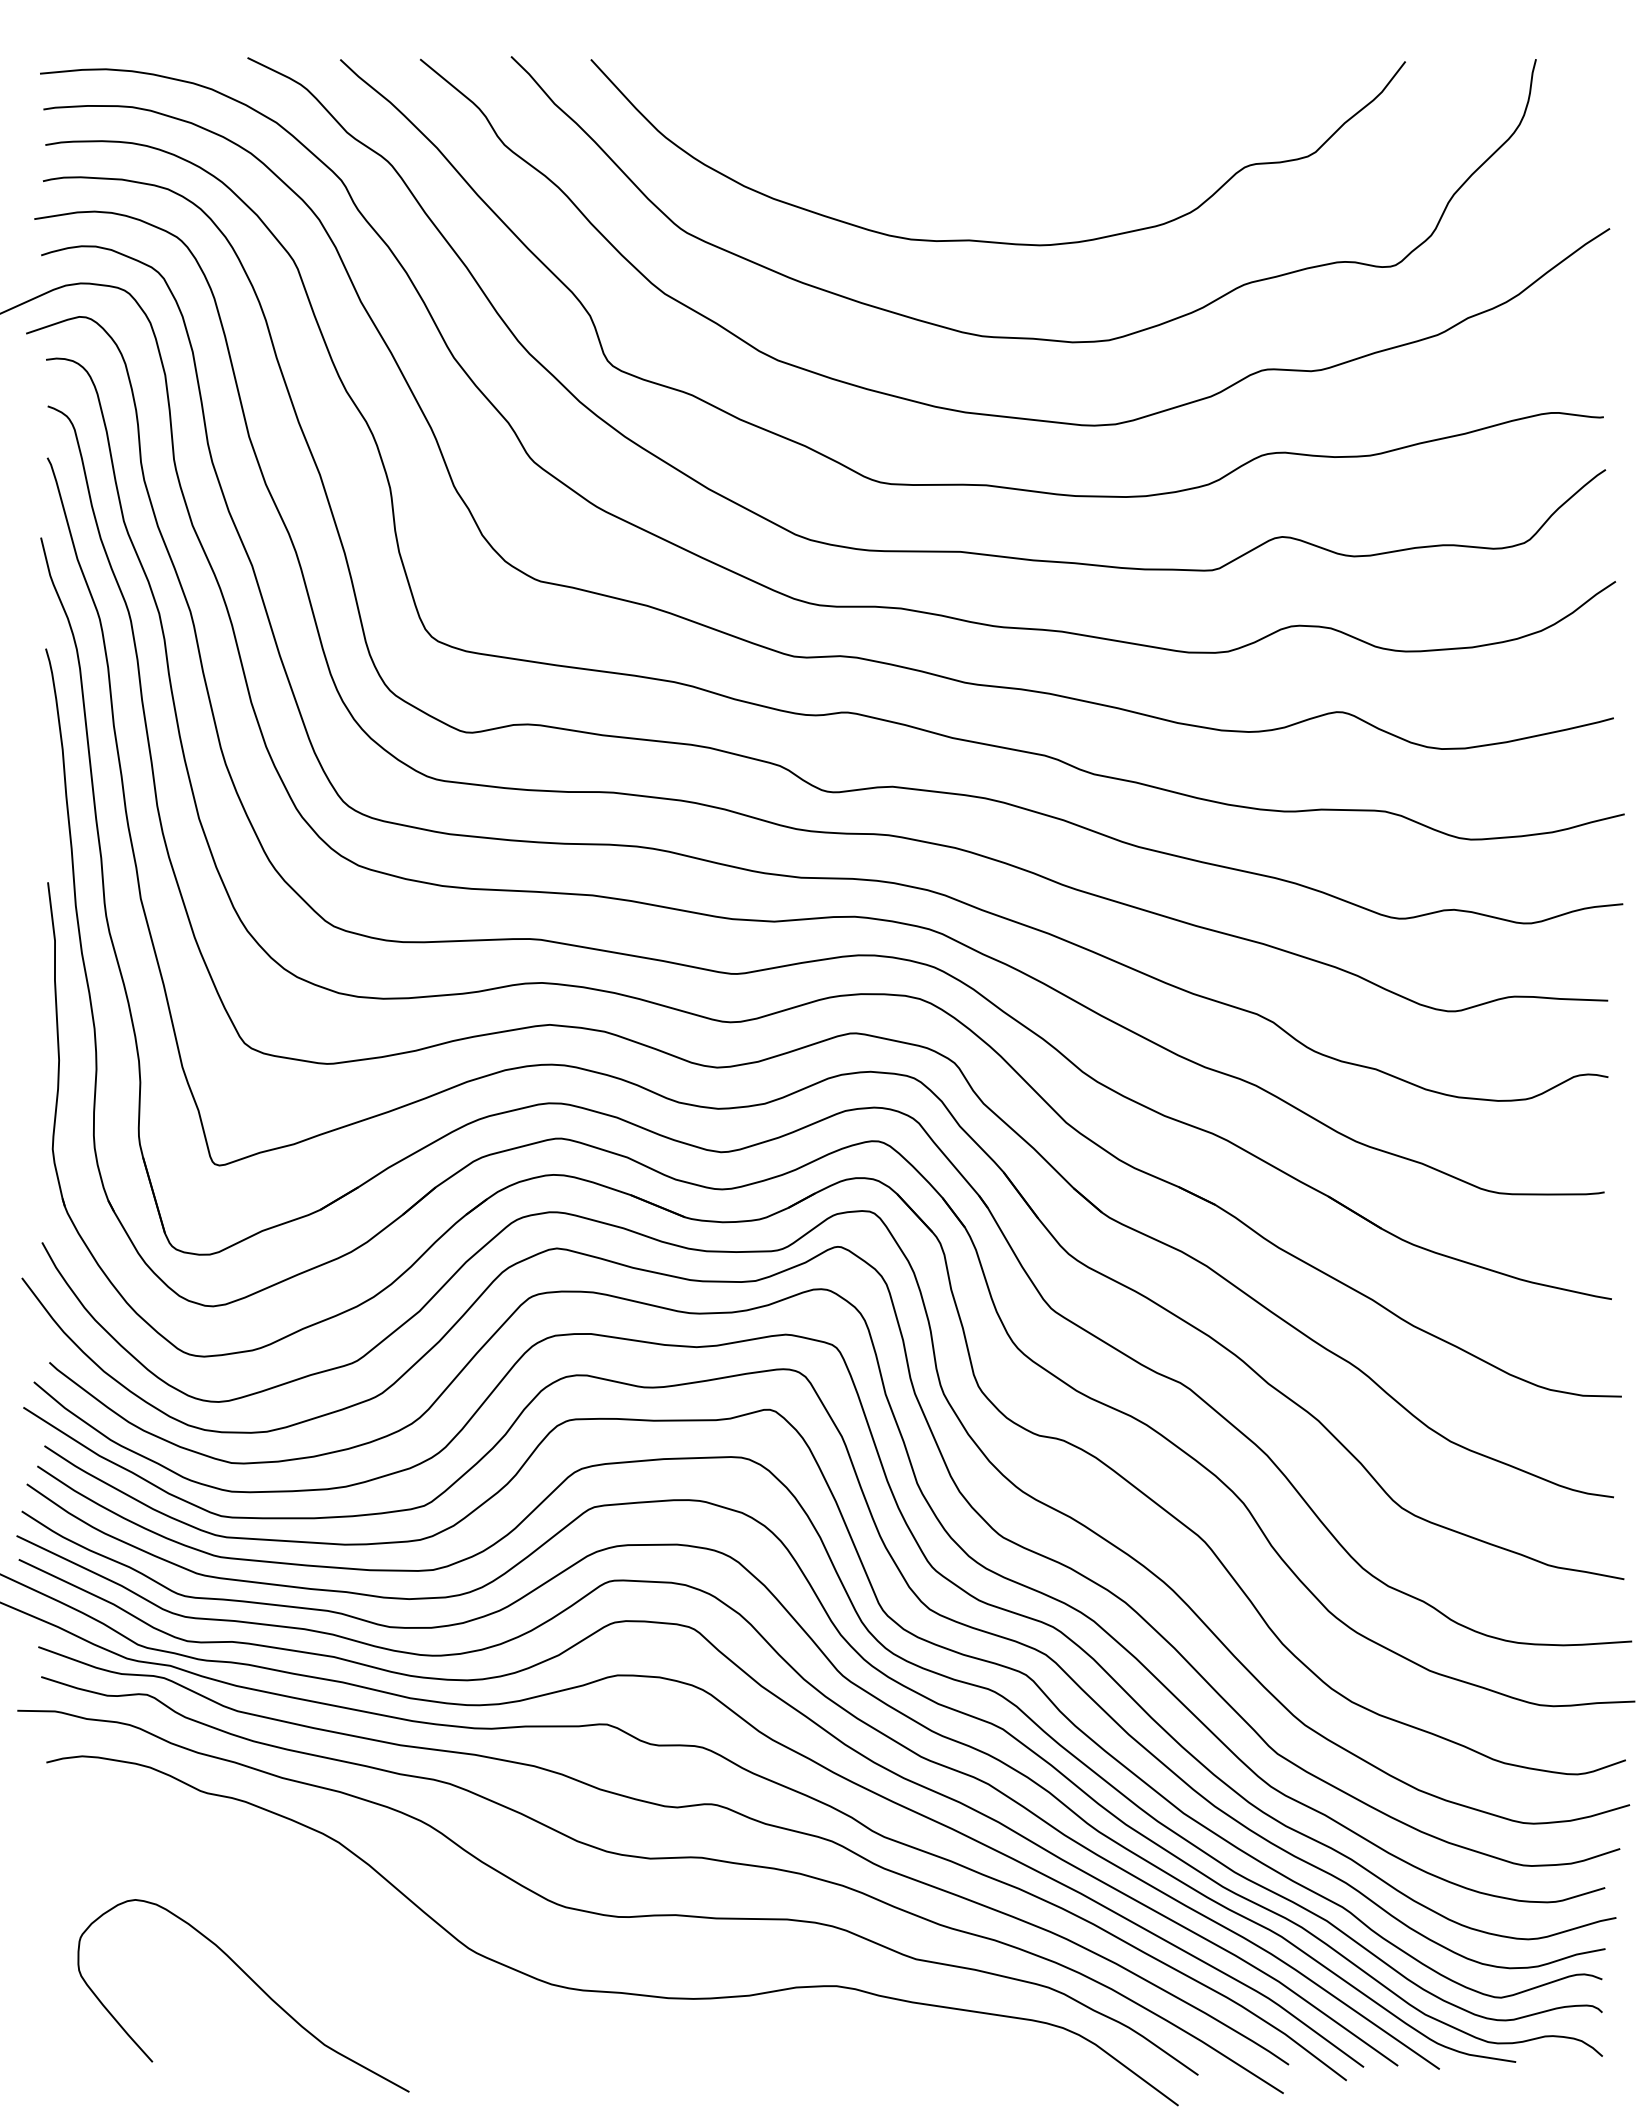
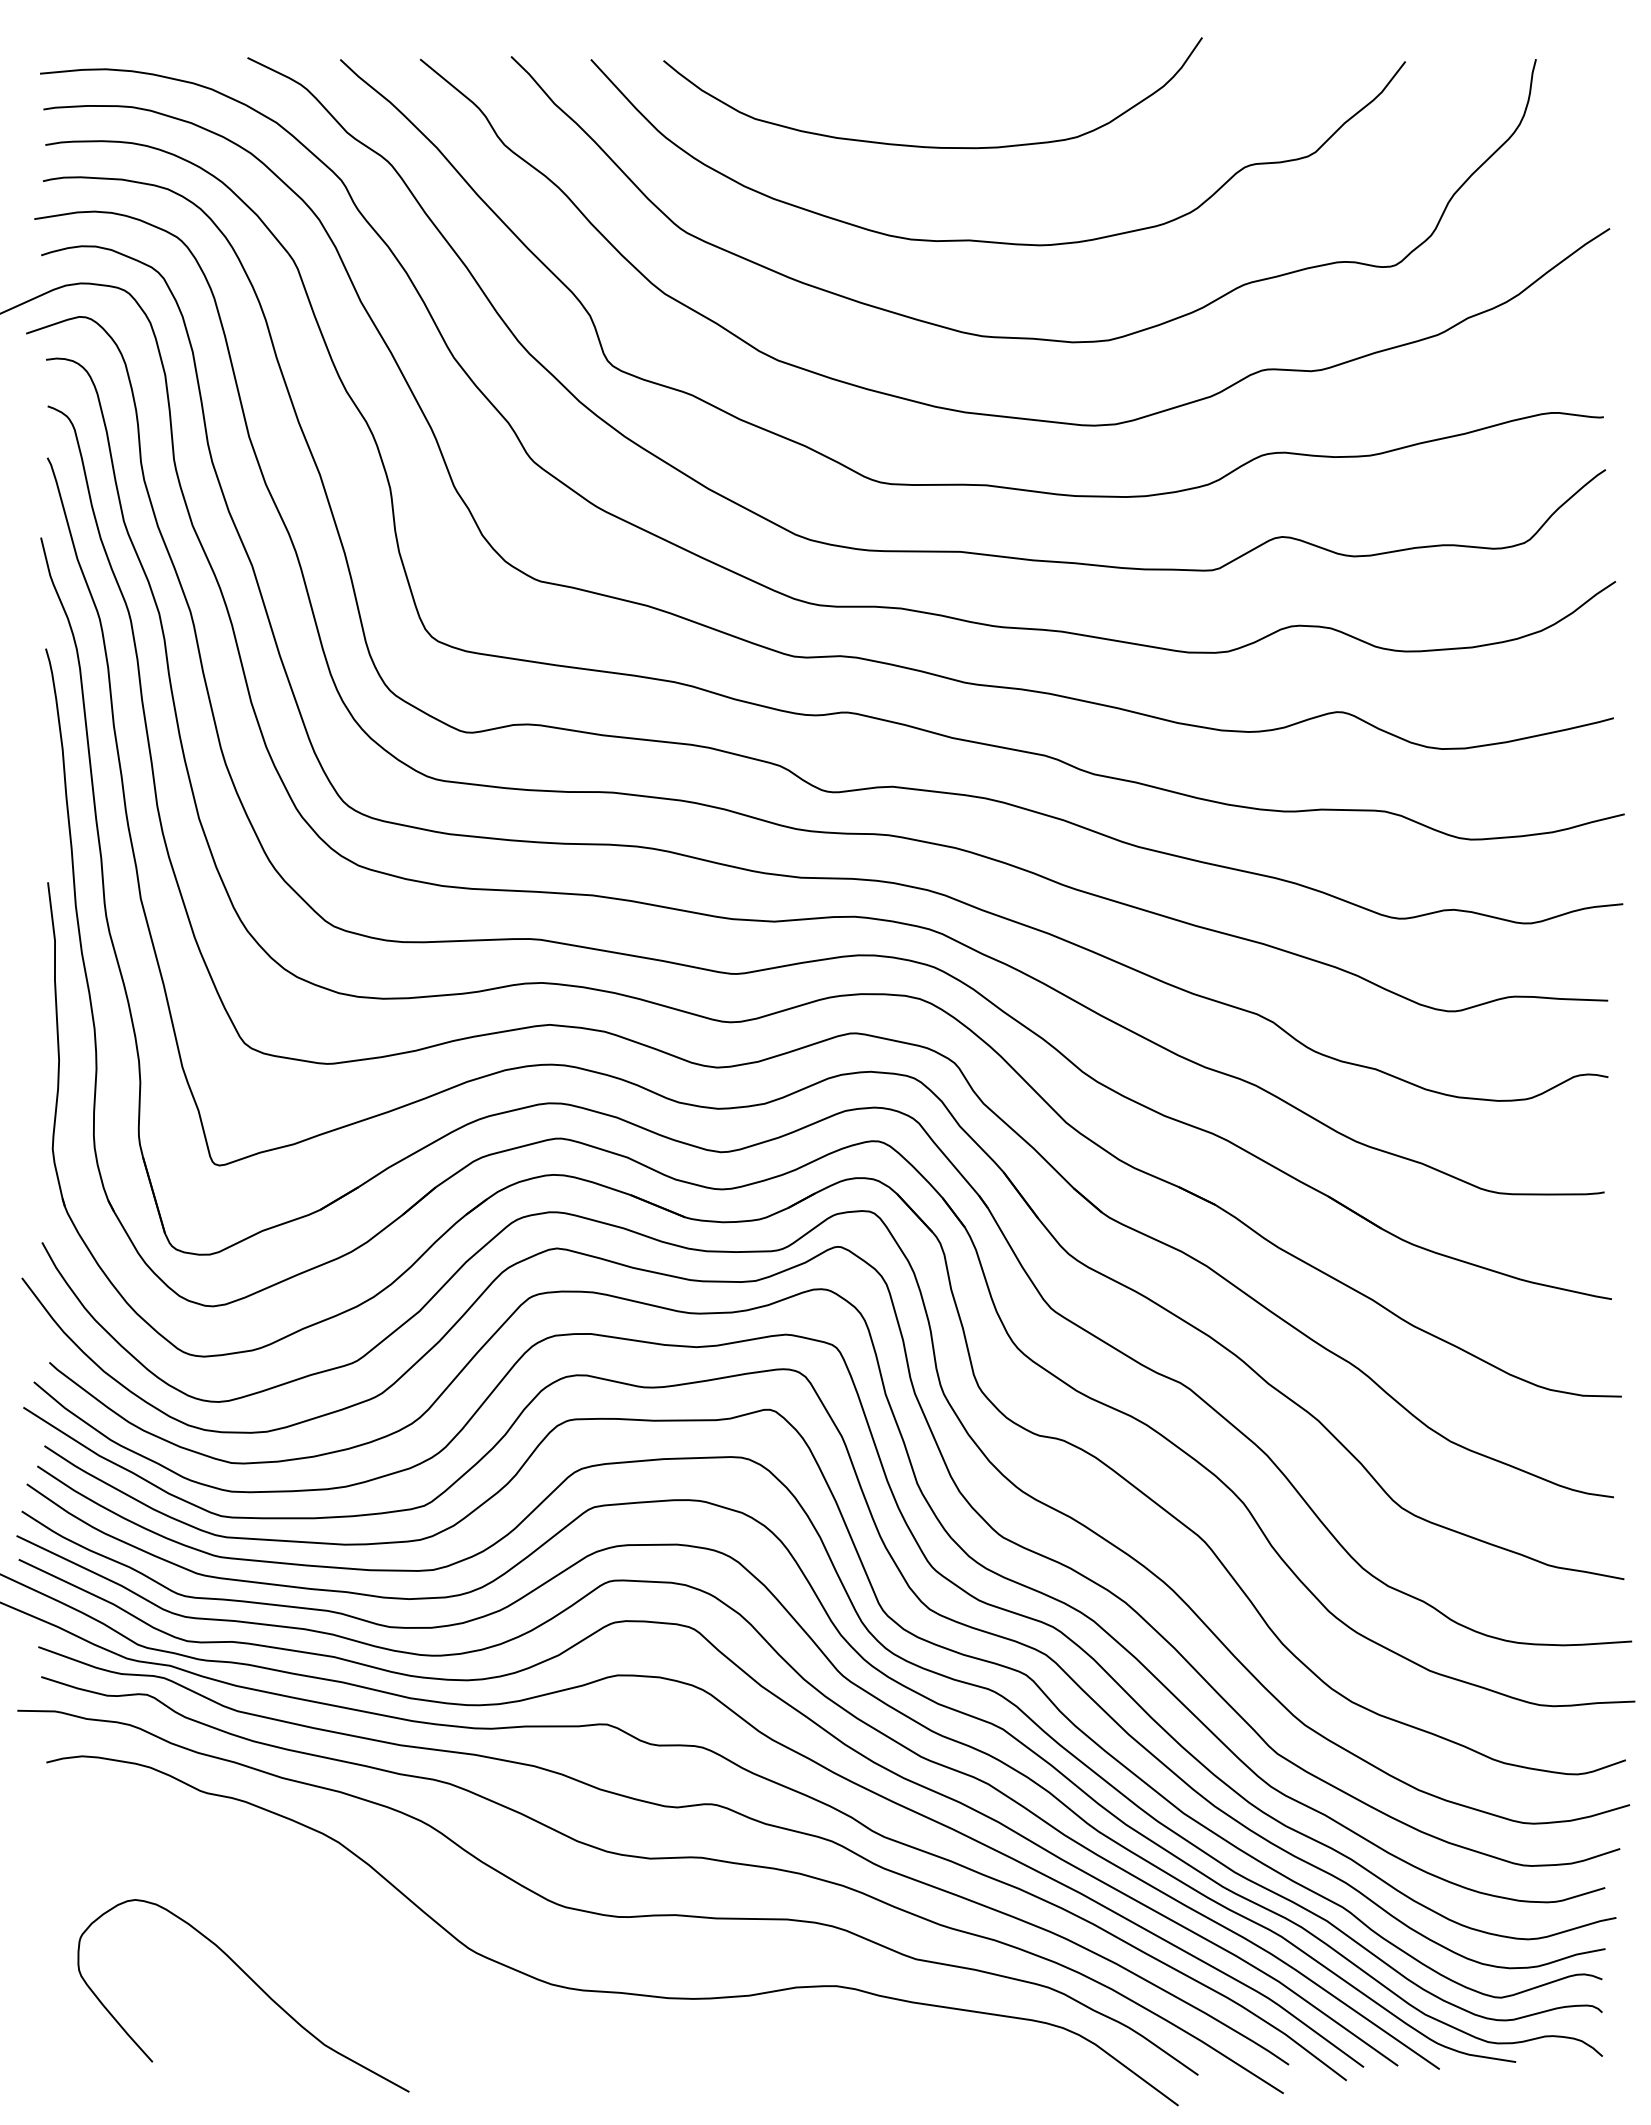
curve: none -> present (932, 146)
